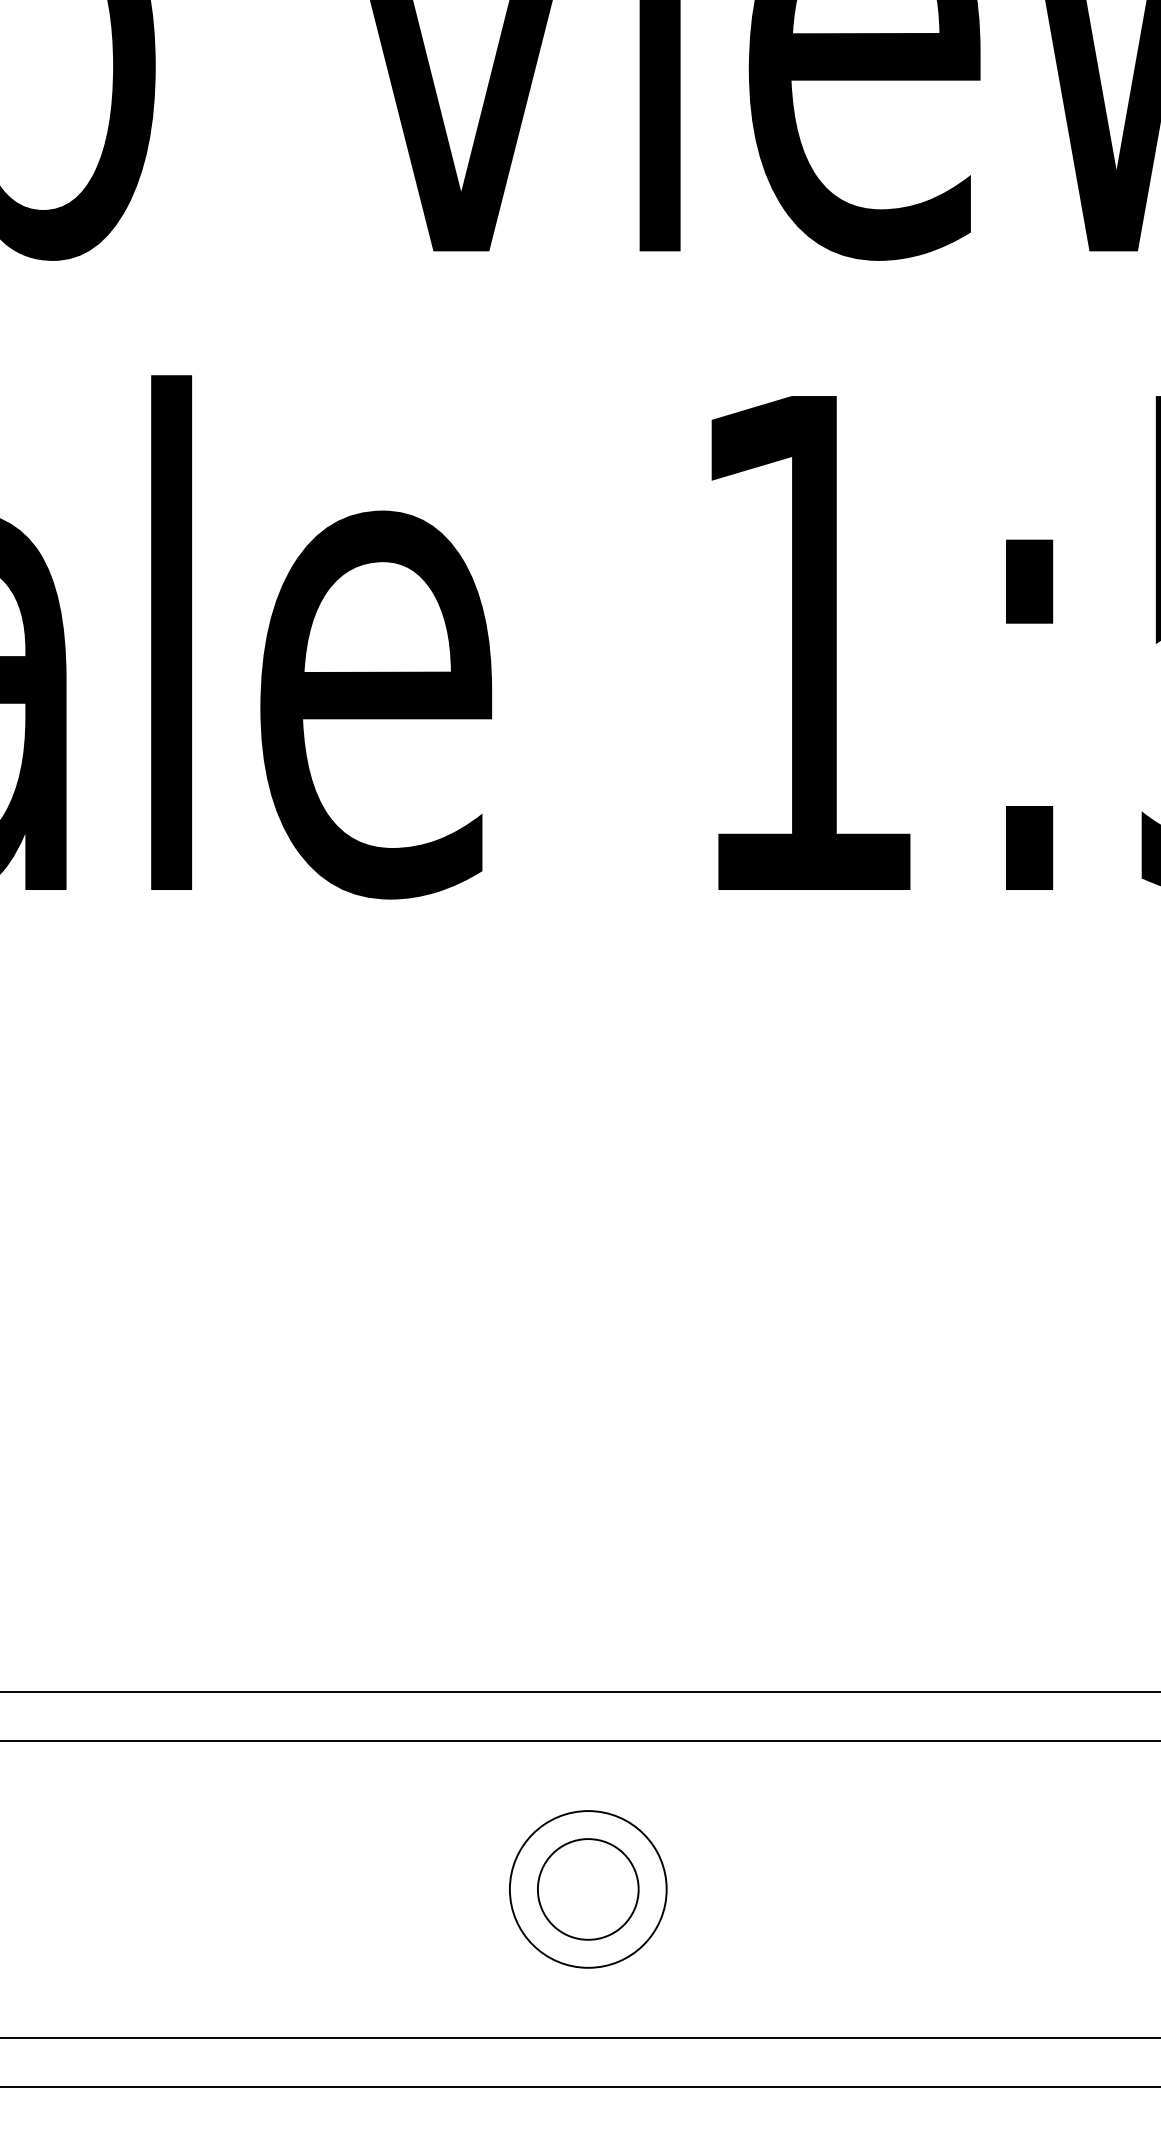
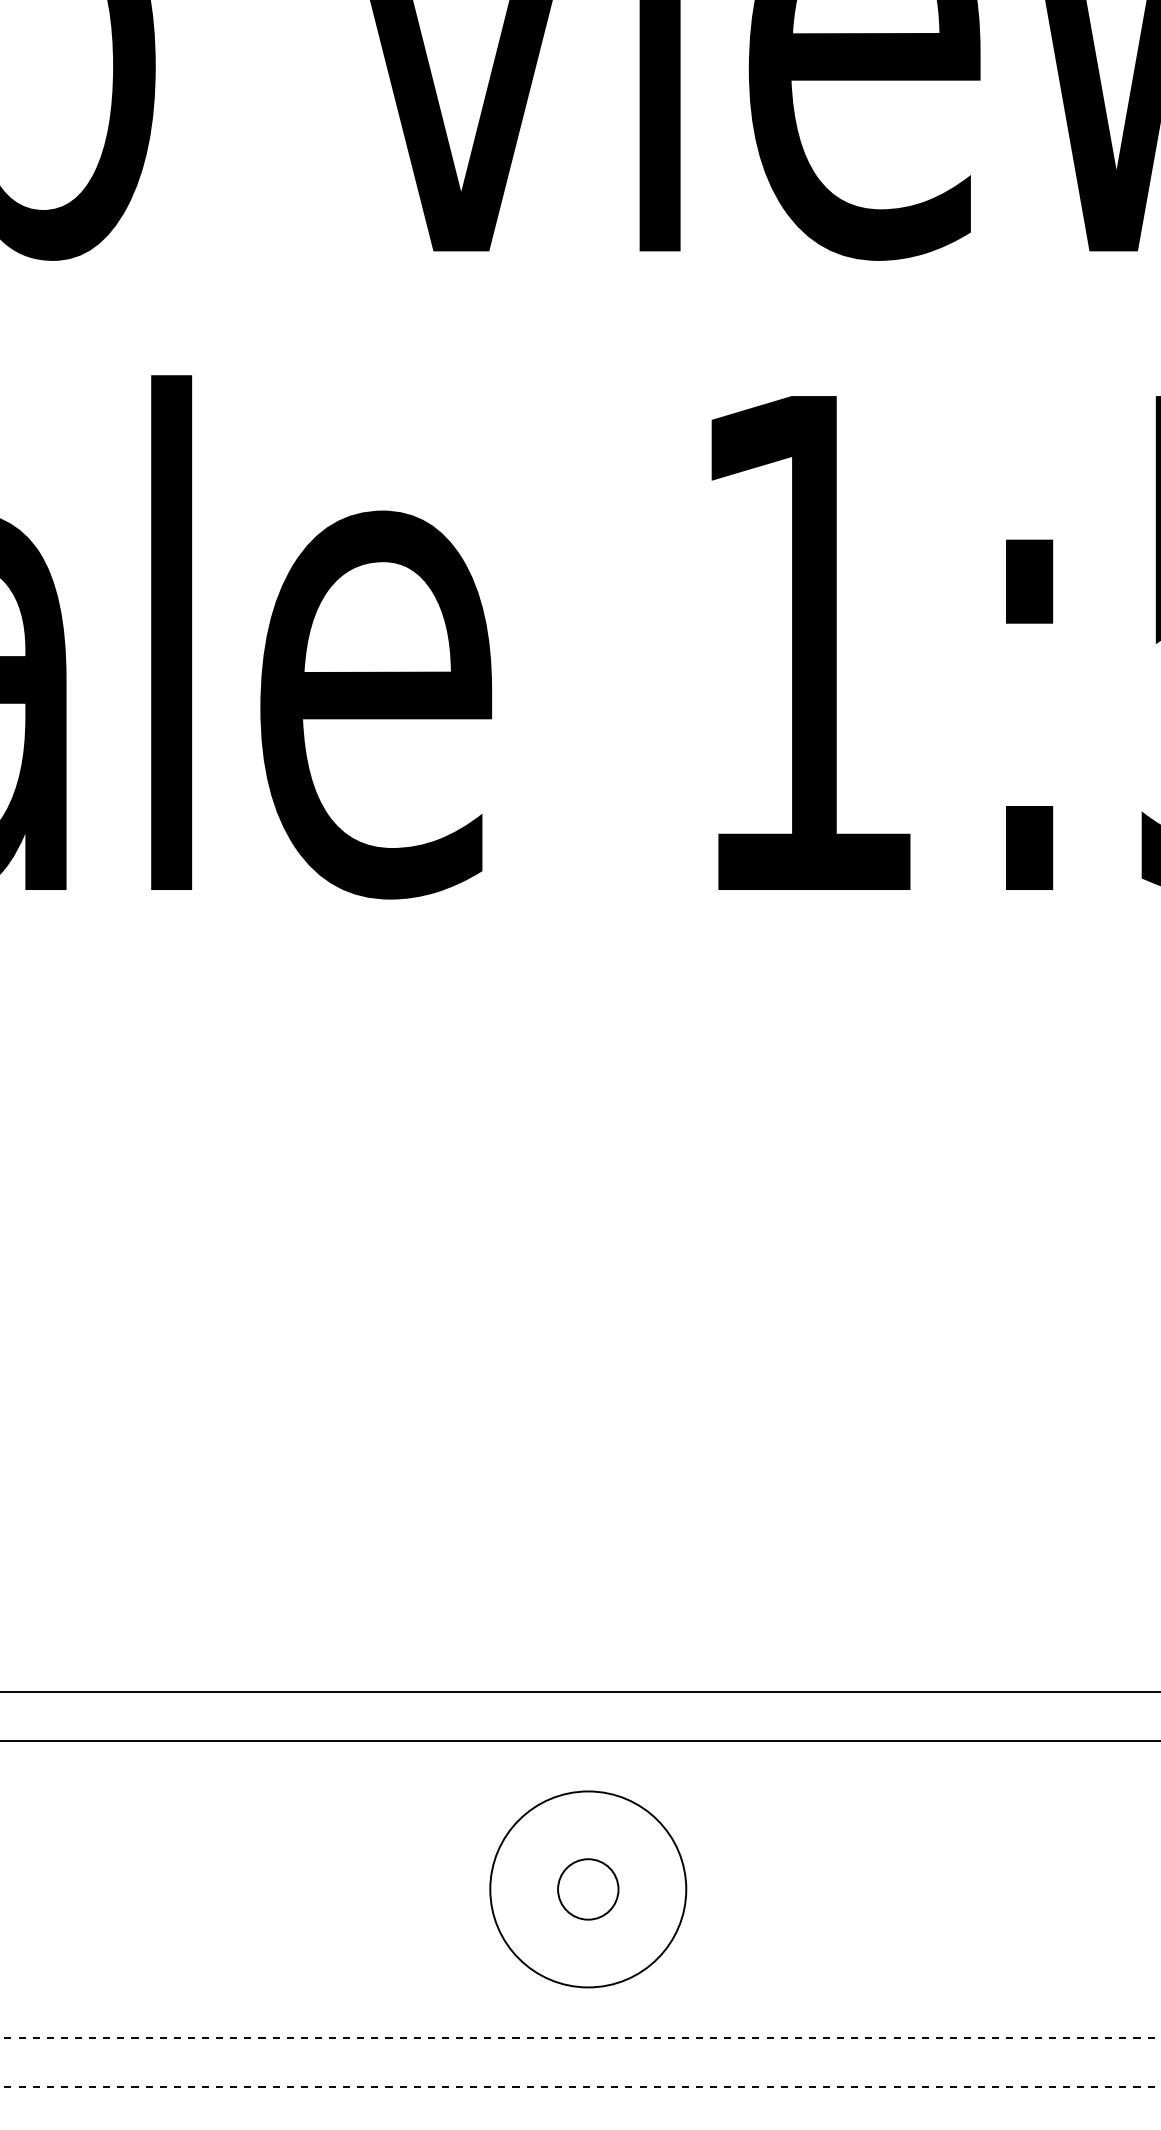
circle diameter: 101 px -> 60 px (588, 1889)
circle diameter: 157 px -> 196 px (588, 1889)
line: solid -> dashed (580, 2037)
line: solid -> dashed (580, 2087)
